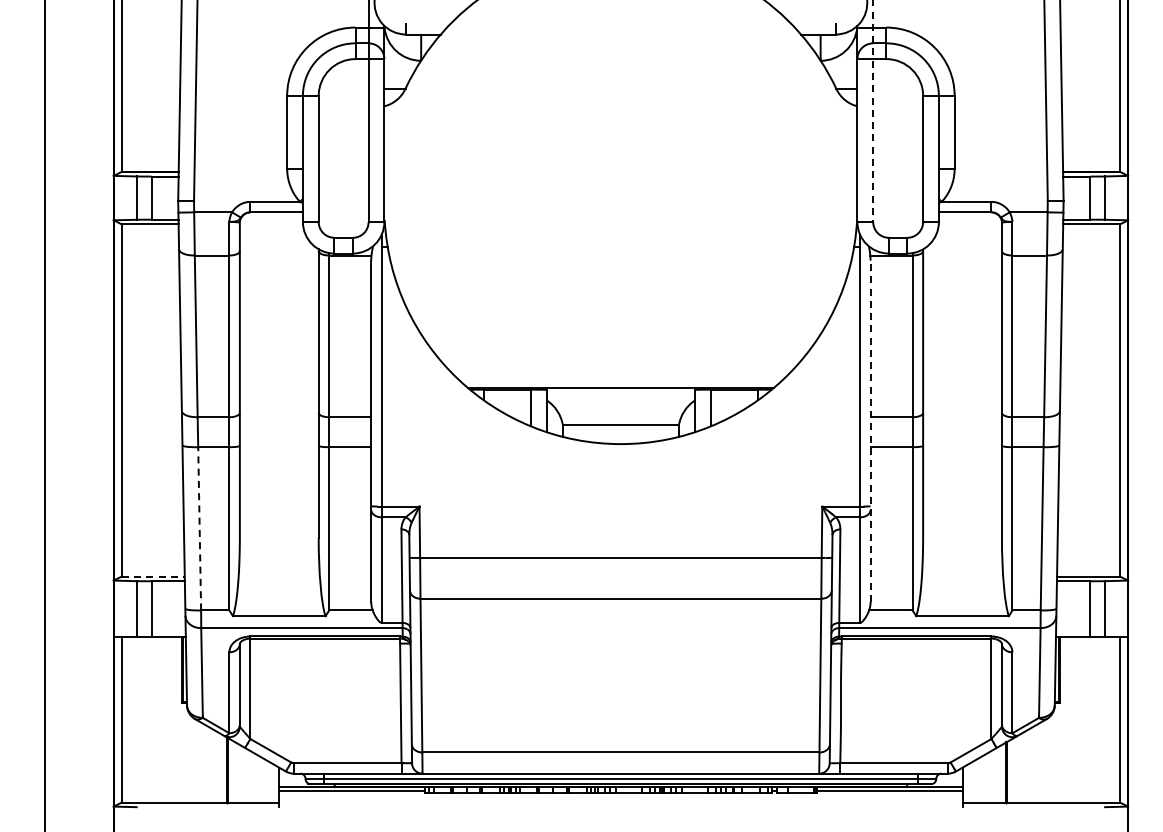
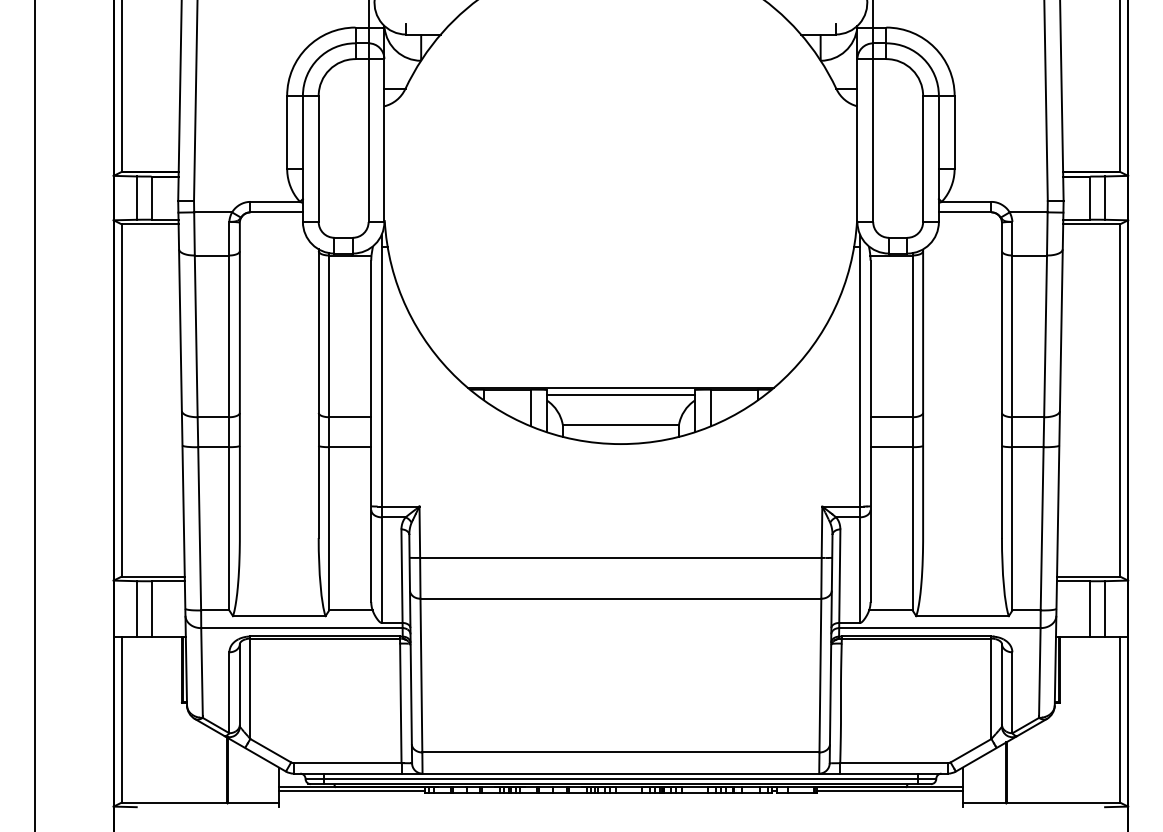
line: dashed -> solid (873, 111)
line: none -> present (620, 395)
line position: (44, 415) -> (34, 415) (34, 415)
line: dashed -> solid (870, 431)
line: dashed -> solid (199, 528)
line: dashed -> solid (153, 576)
